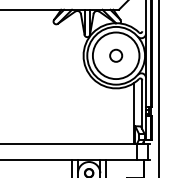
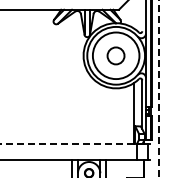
circle size: 15x15 px -> 20x20 px (115, 55)
line: solid -> dashed (159, 89)
line: solid -> dashed (69, 143)
